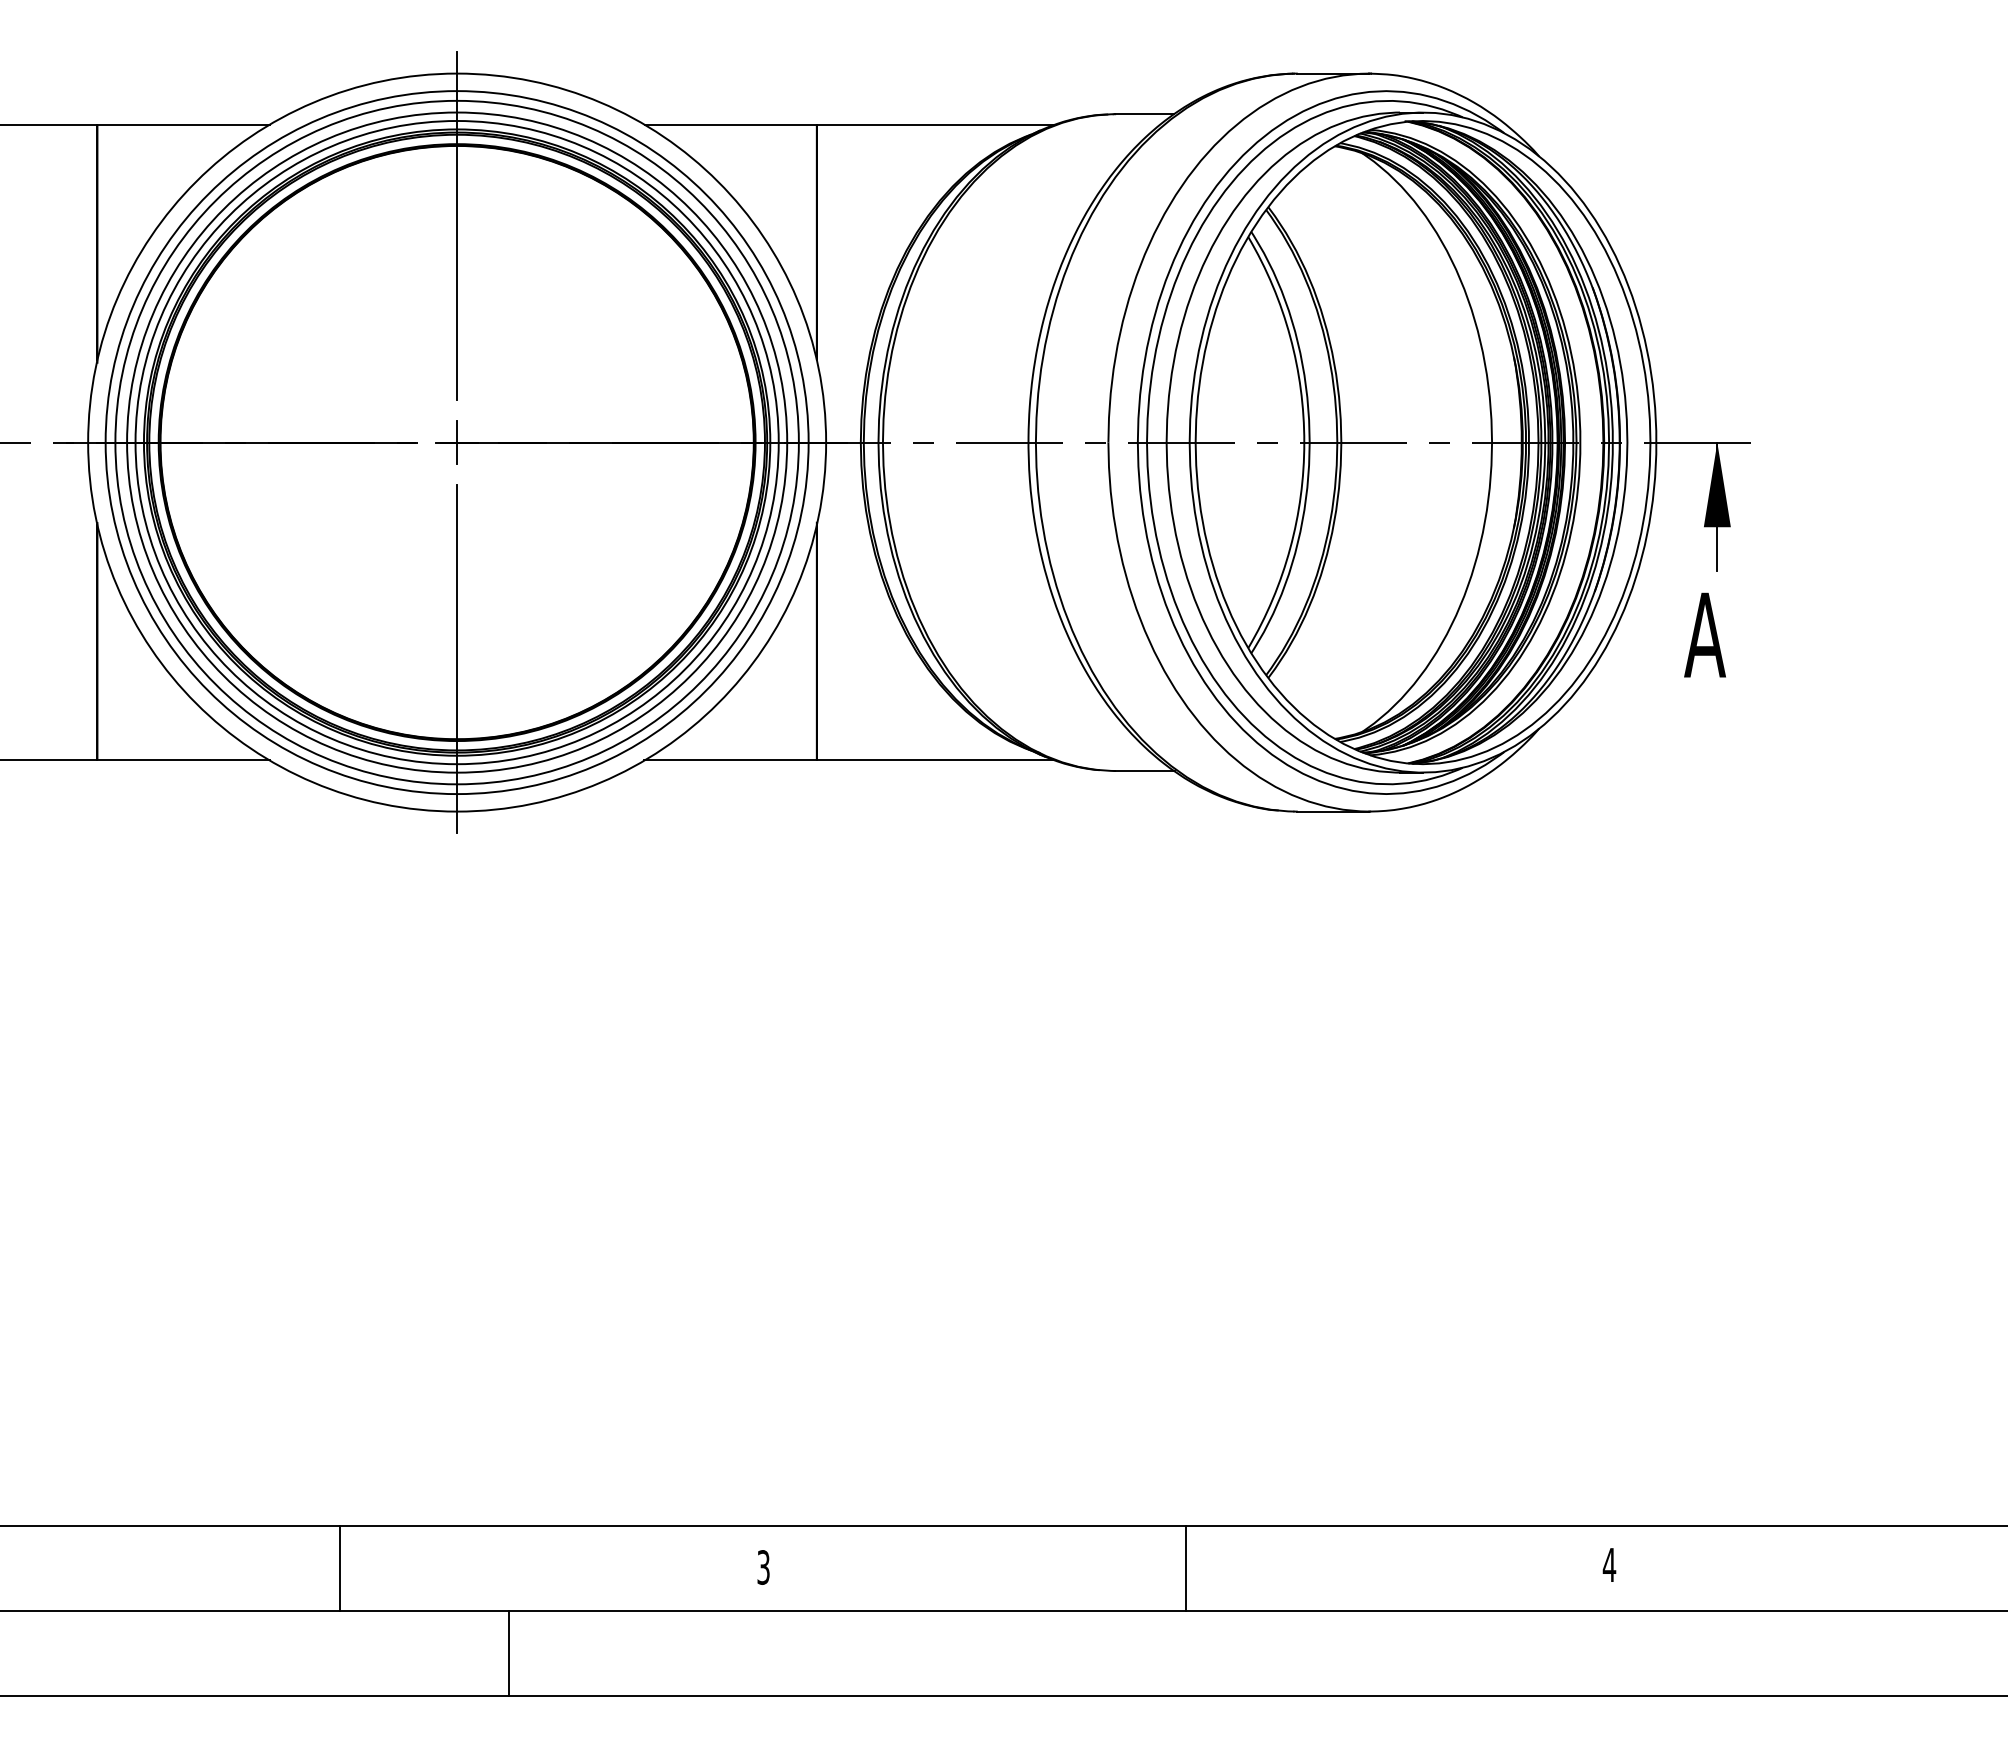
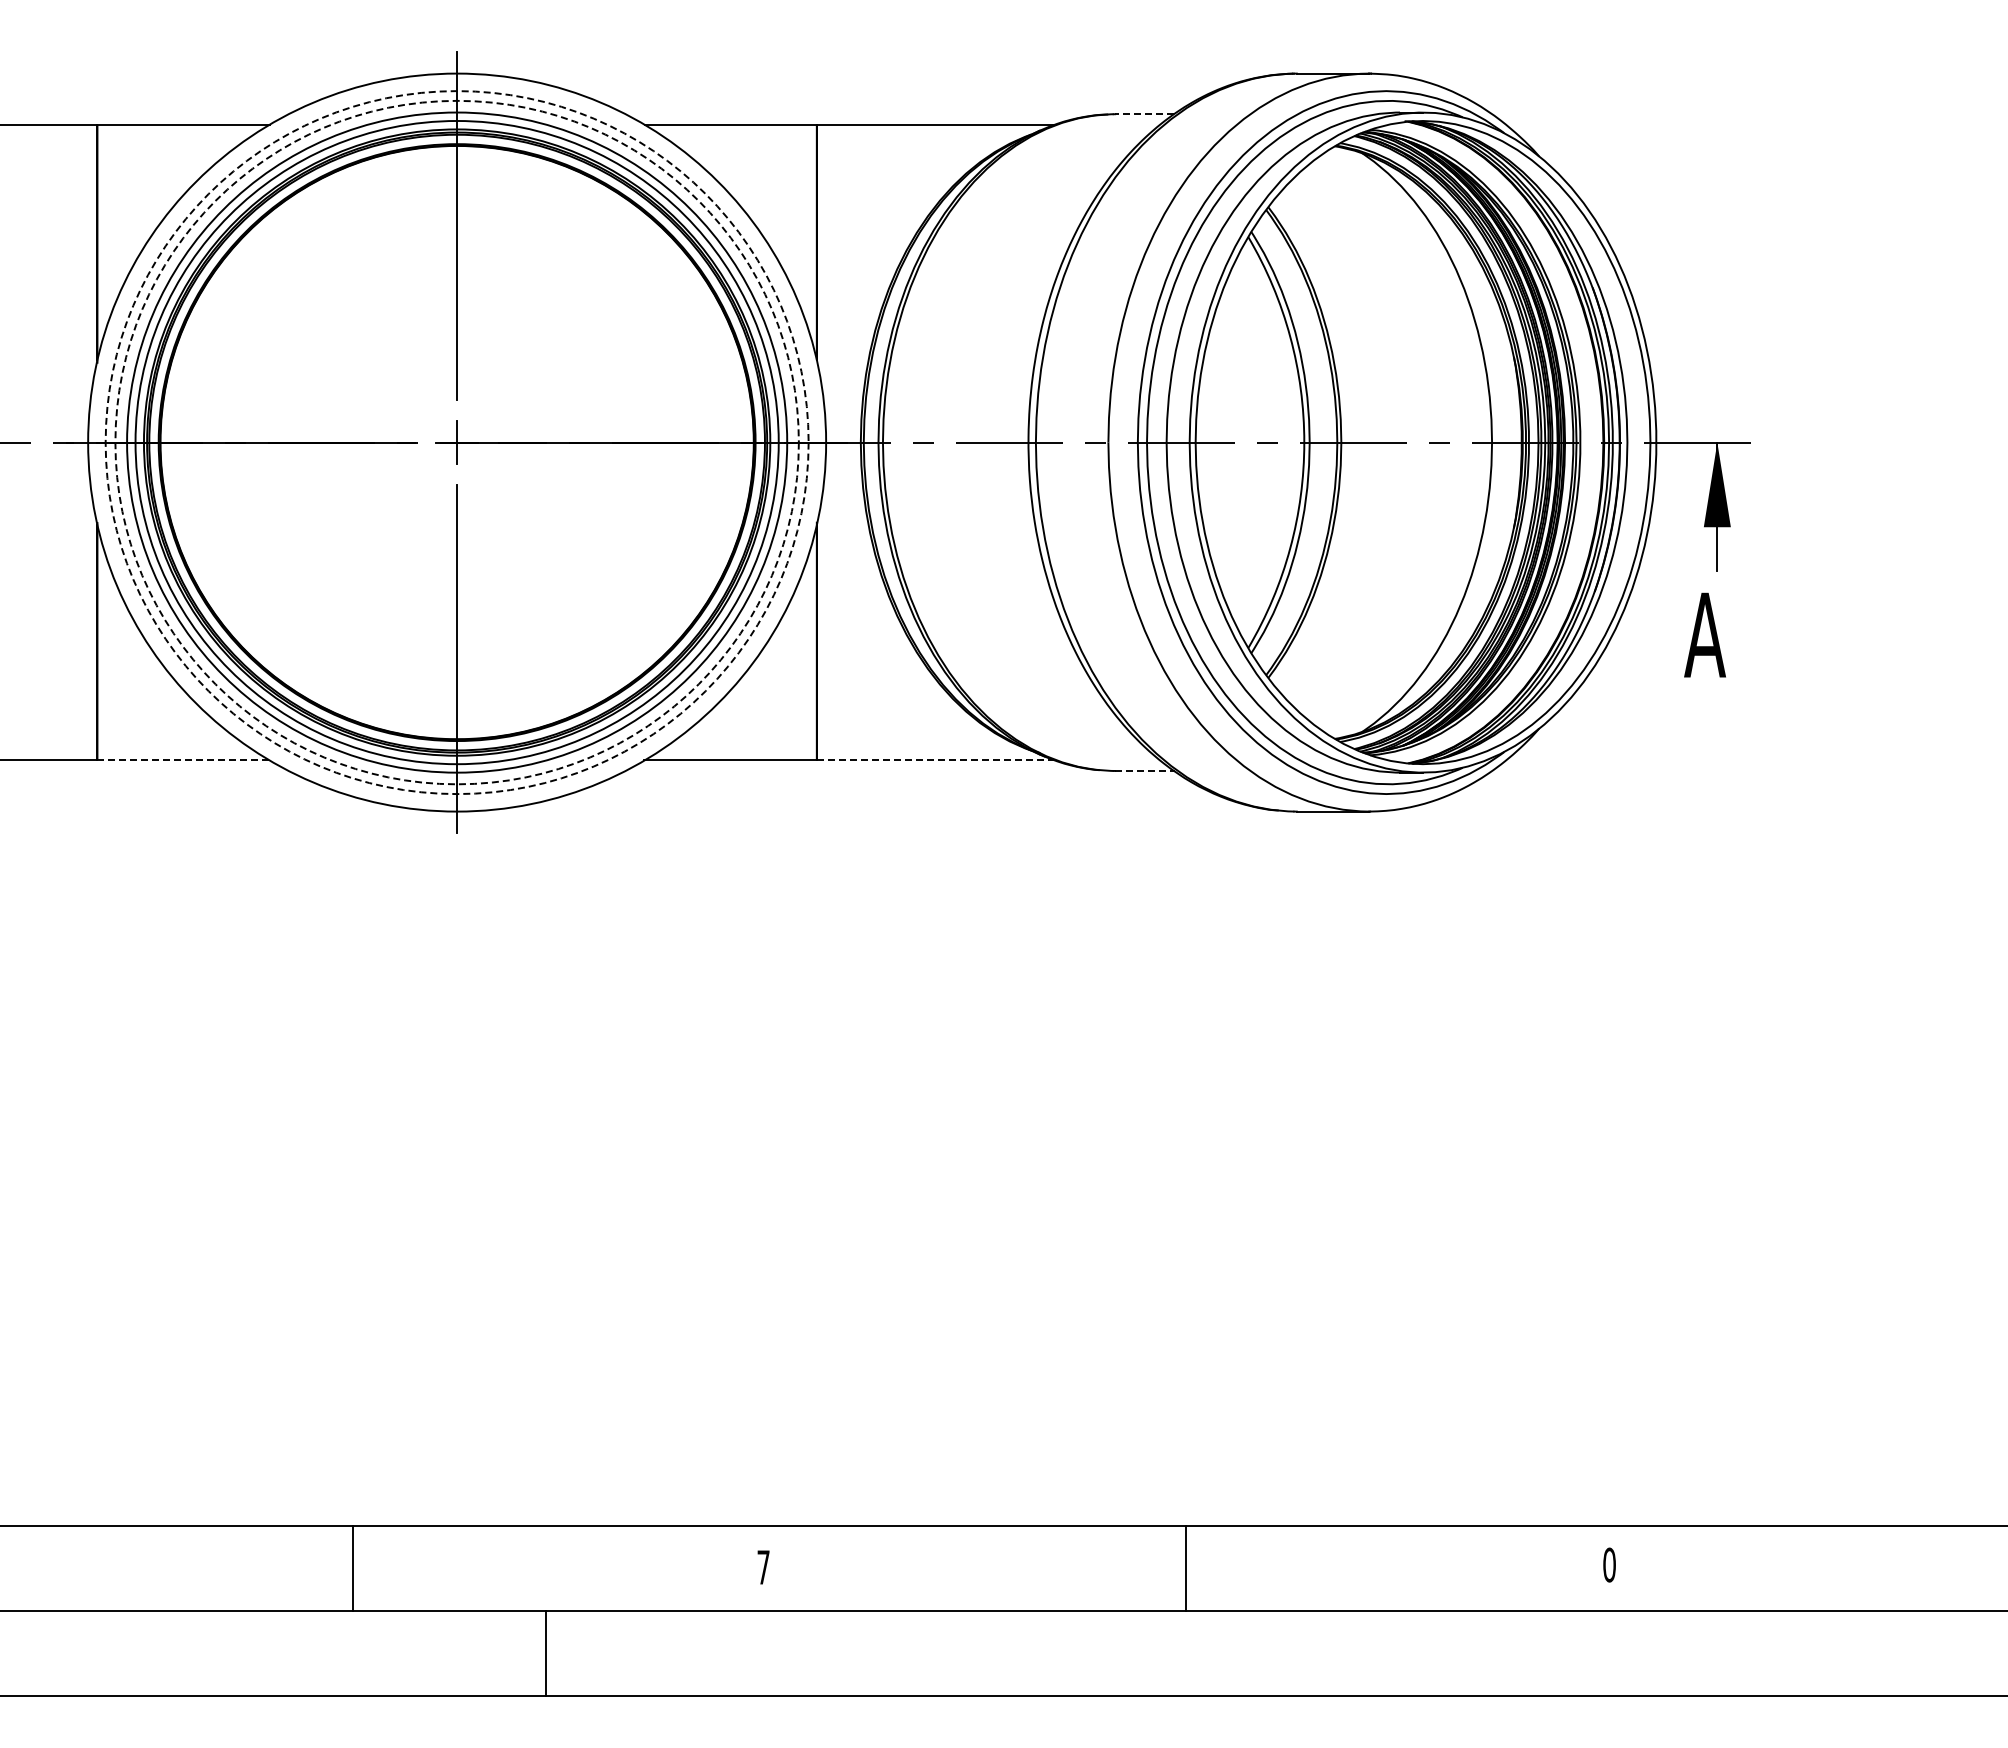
line: solid -> dashed (1144, 114)
circle: solid -> dashed (456, 442)
circle: solid -> dashed (456, 442)
line: solid -> dashed (183, 759)
line: solid -> dashed (935, 759)
line: solid -> dashed (1145, 770)
text: 4 -> 0 (1609, 1564)
text: 3 -> 7 (763, 1567)
line position: (339, 1568) -> (352, 1568) (352, 1568)
line position: (509, 1652) -> (546, 1652) (546, 1652)
